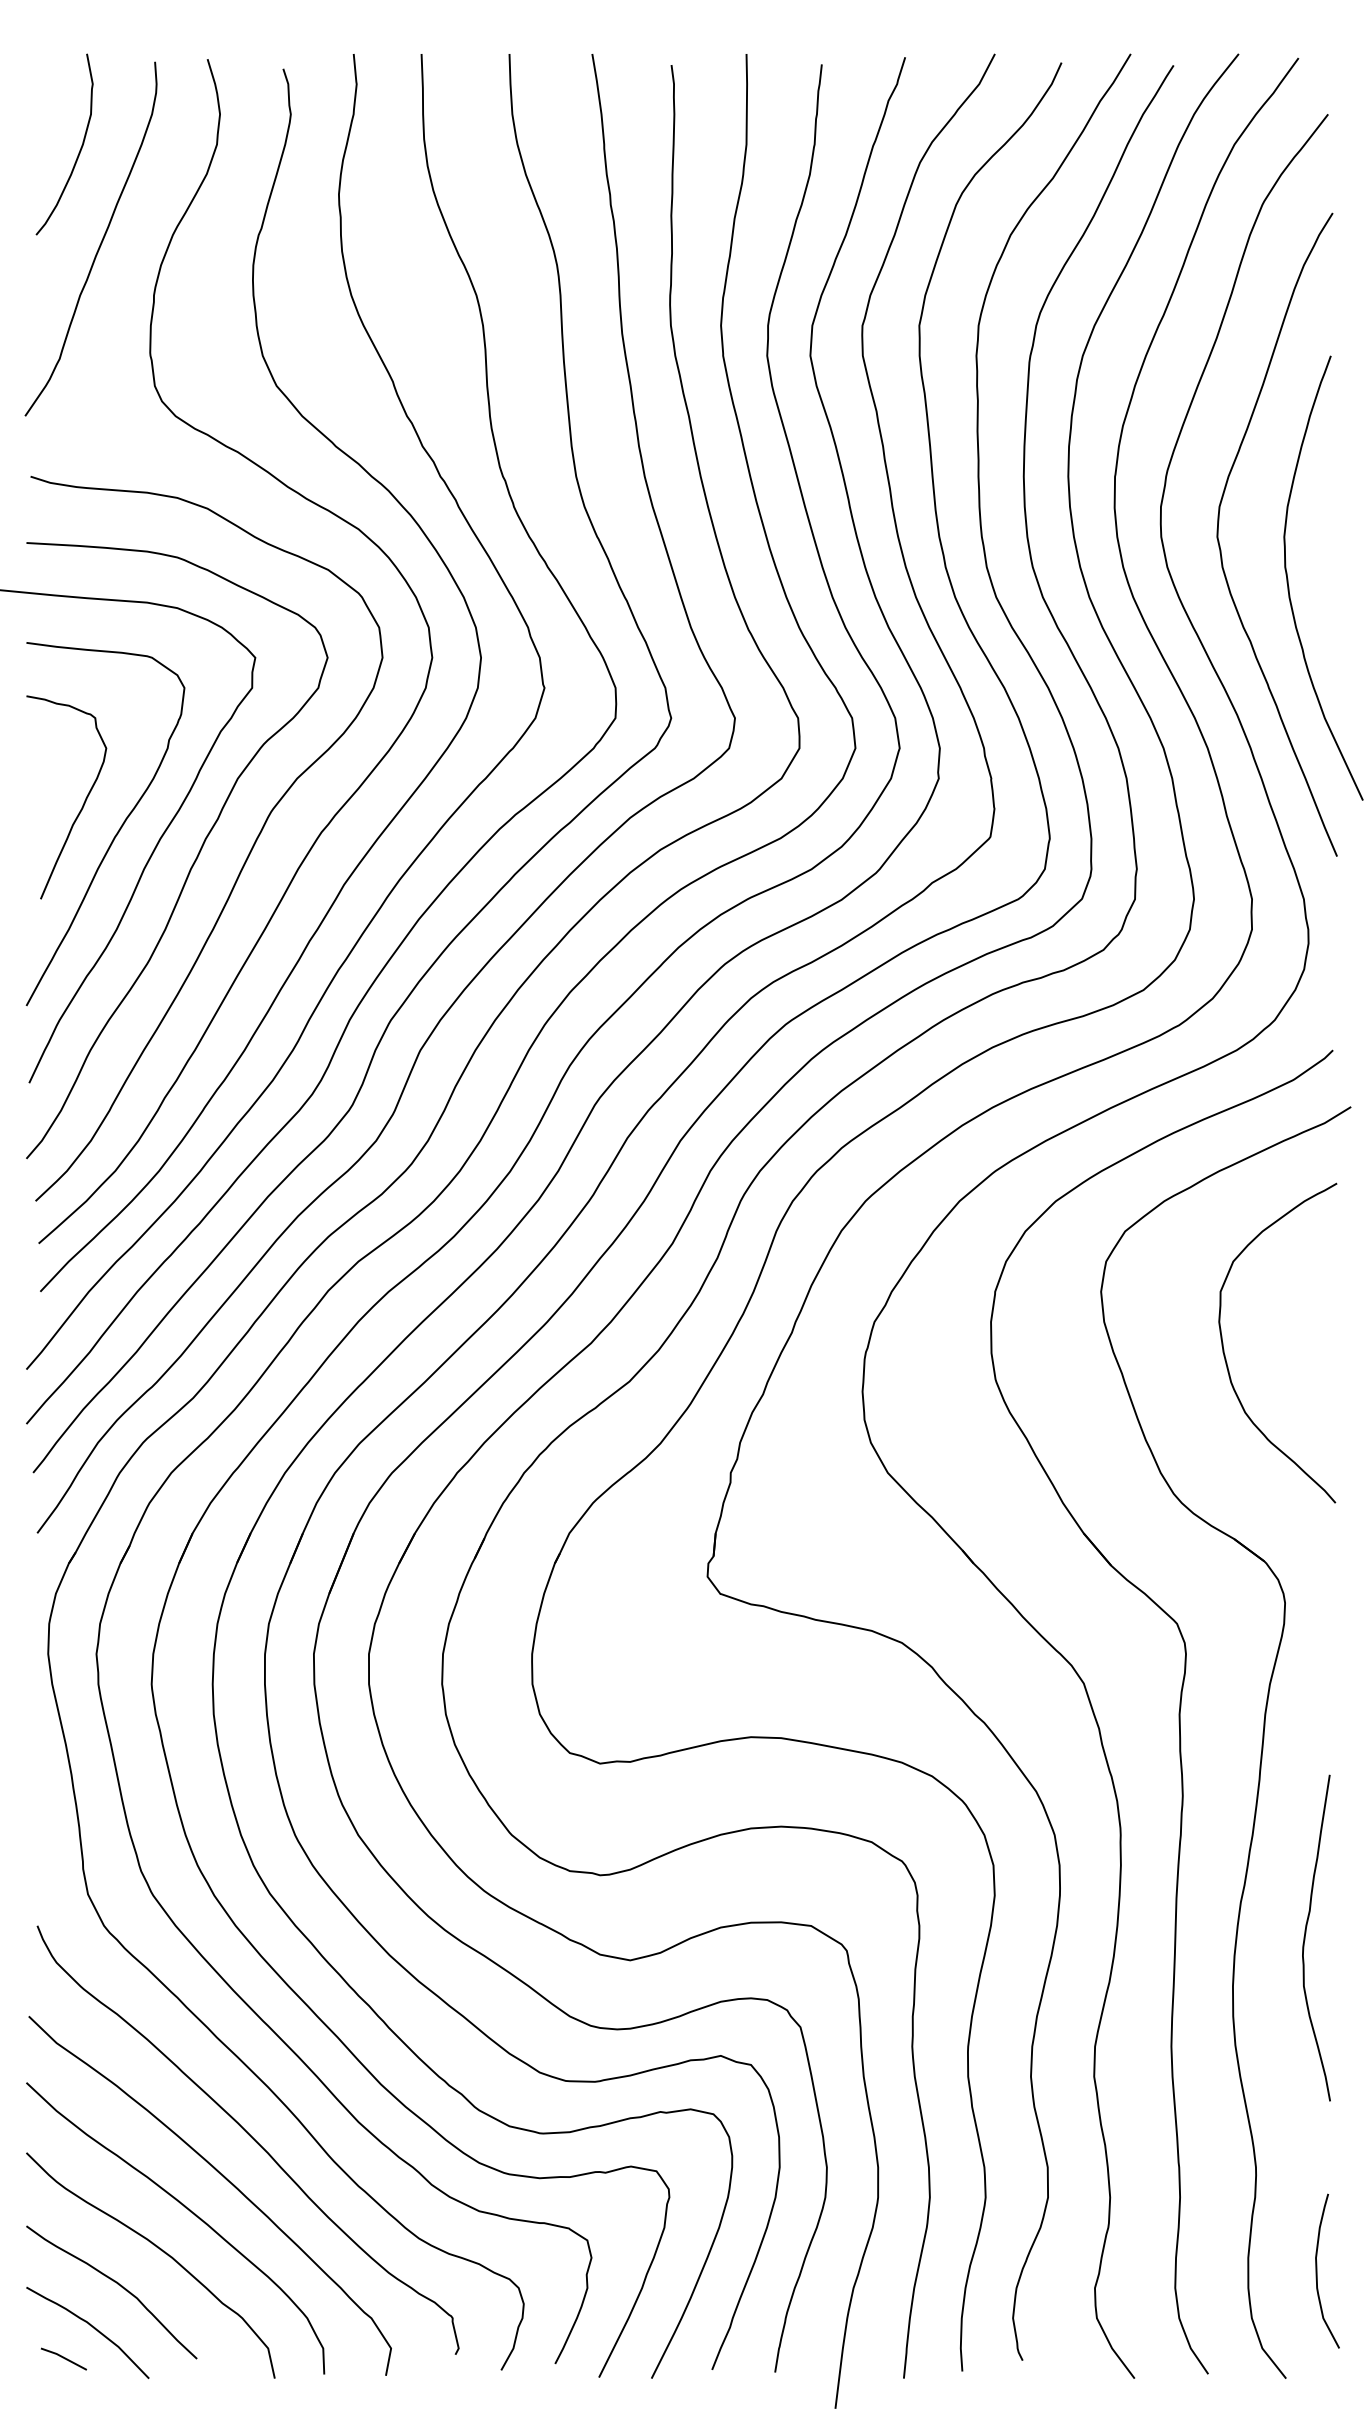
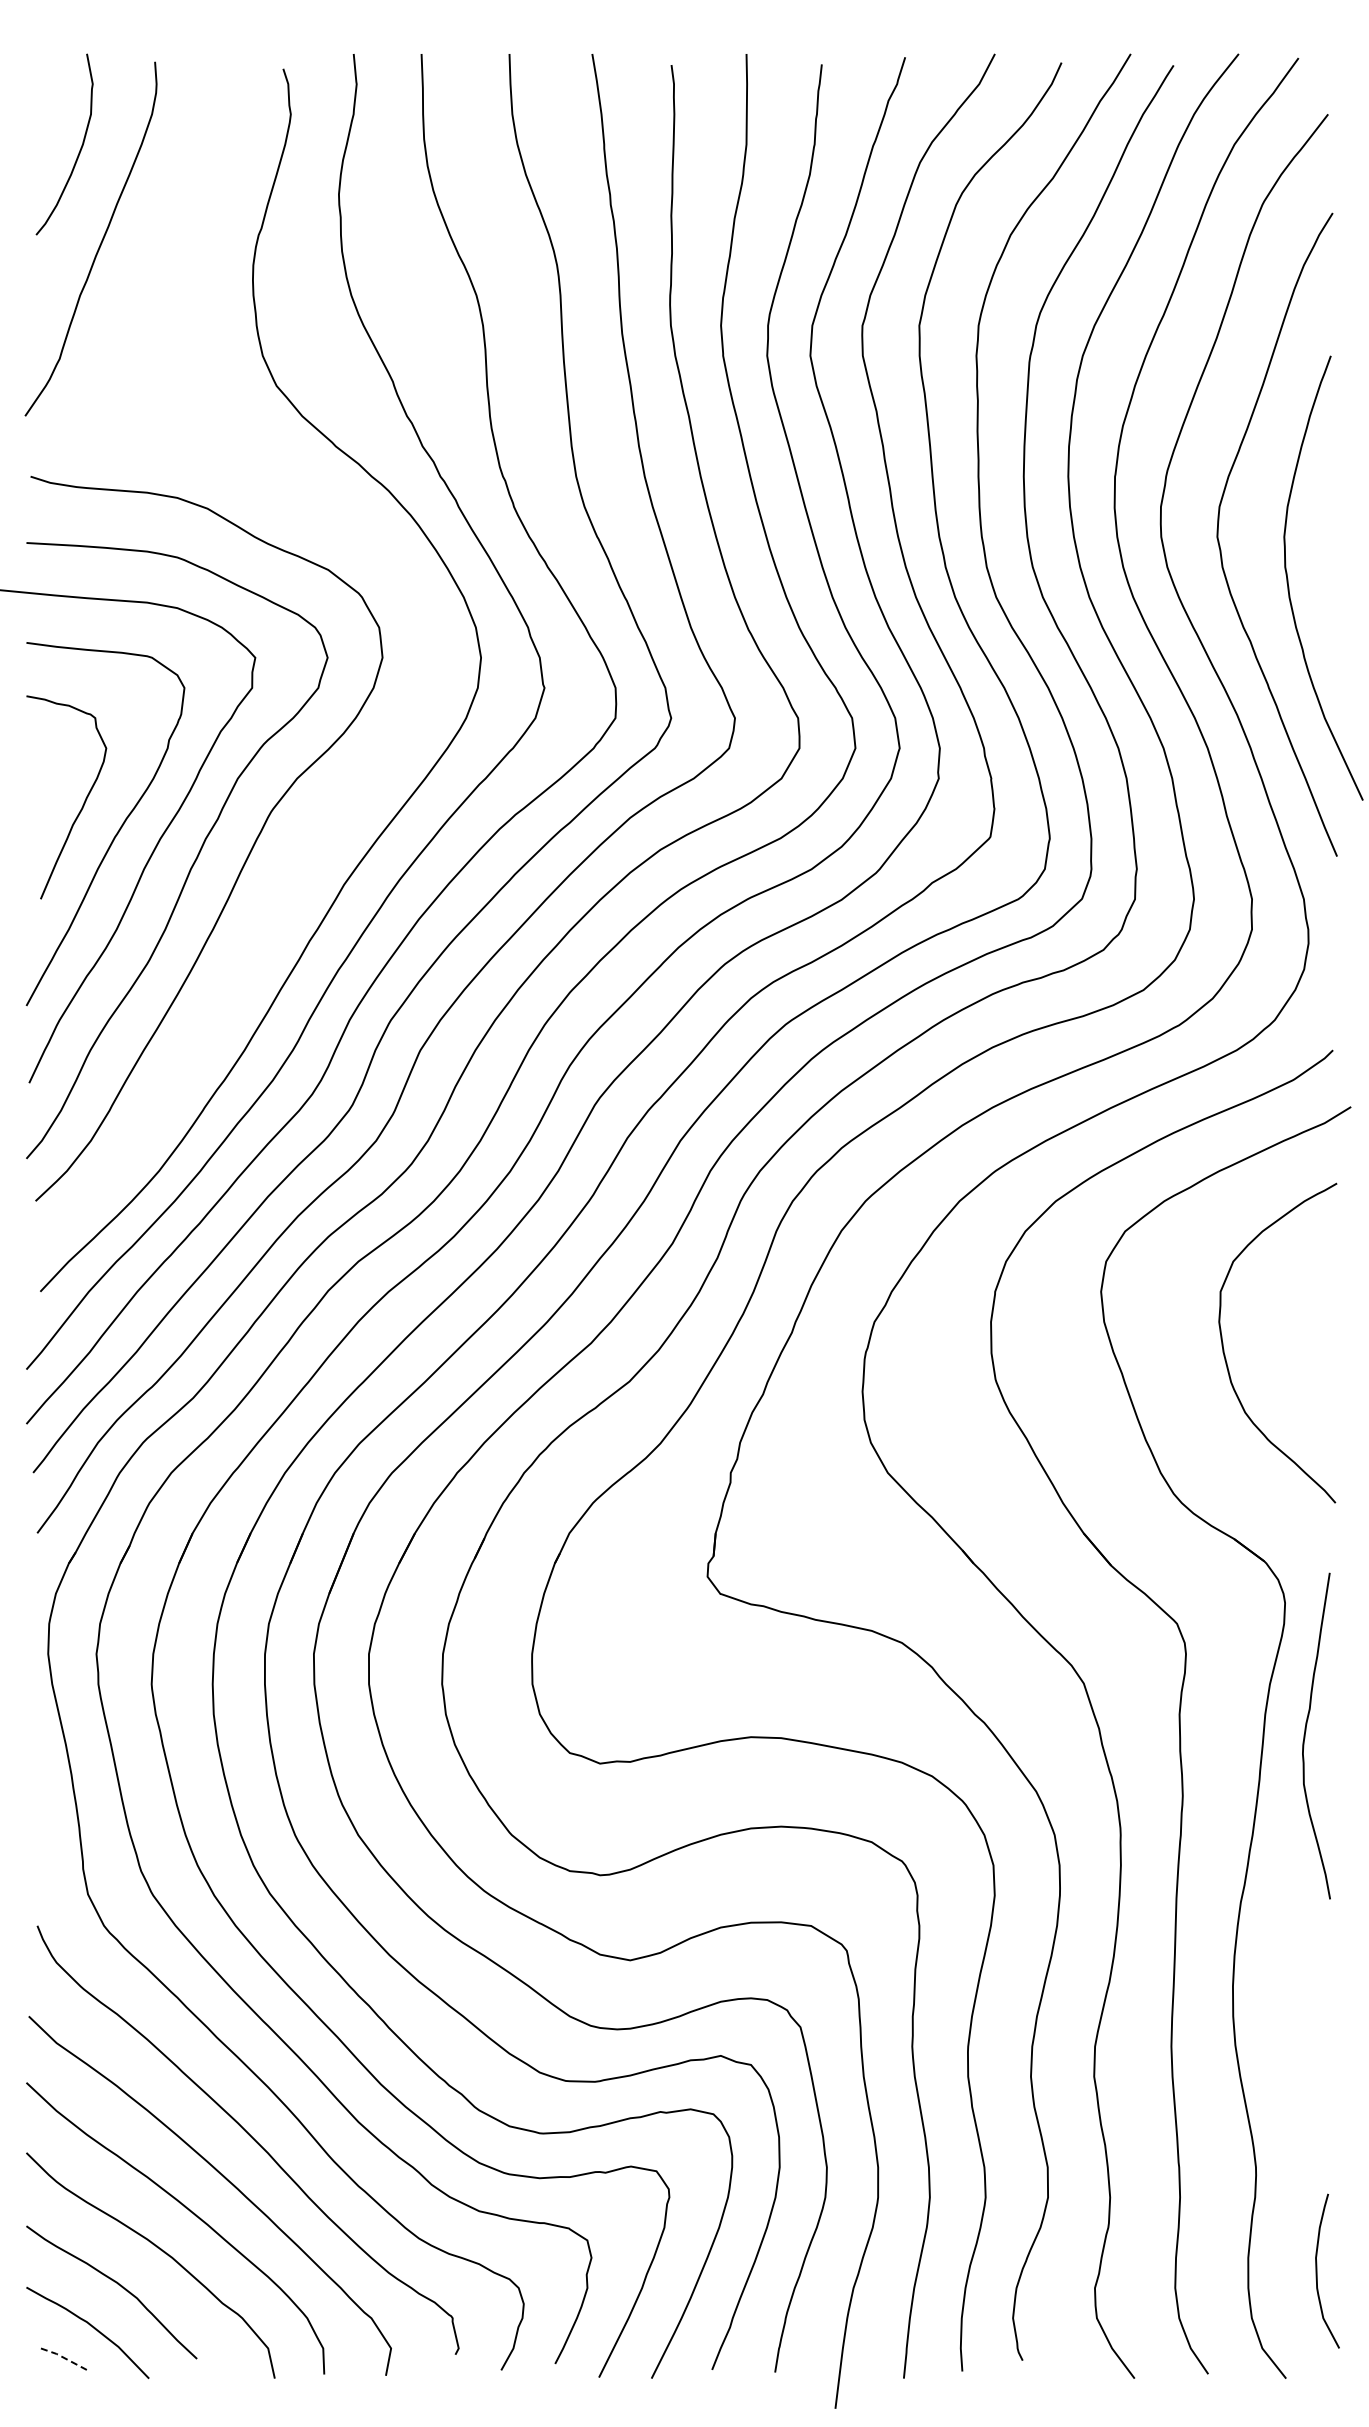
curve: present -> none (310, 502)
curve position: (1306, 1933) -> (1306, 1731) (1306, 1731)
line: solid -> dashed (64, 2358)
